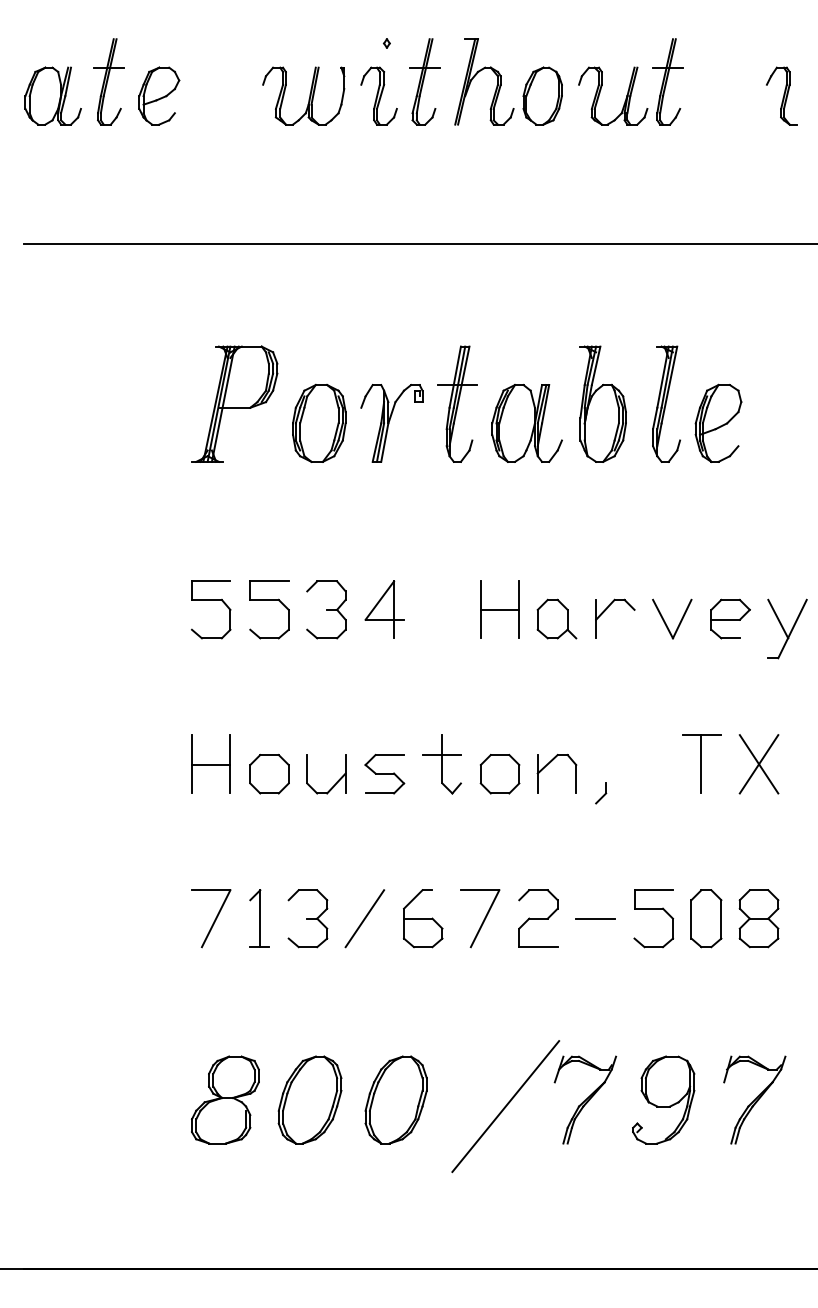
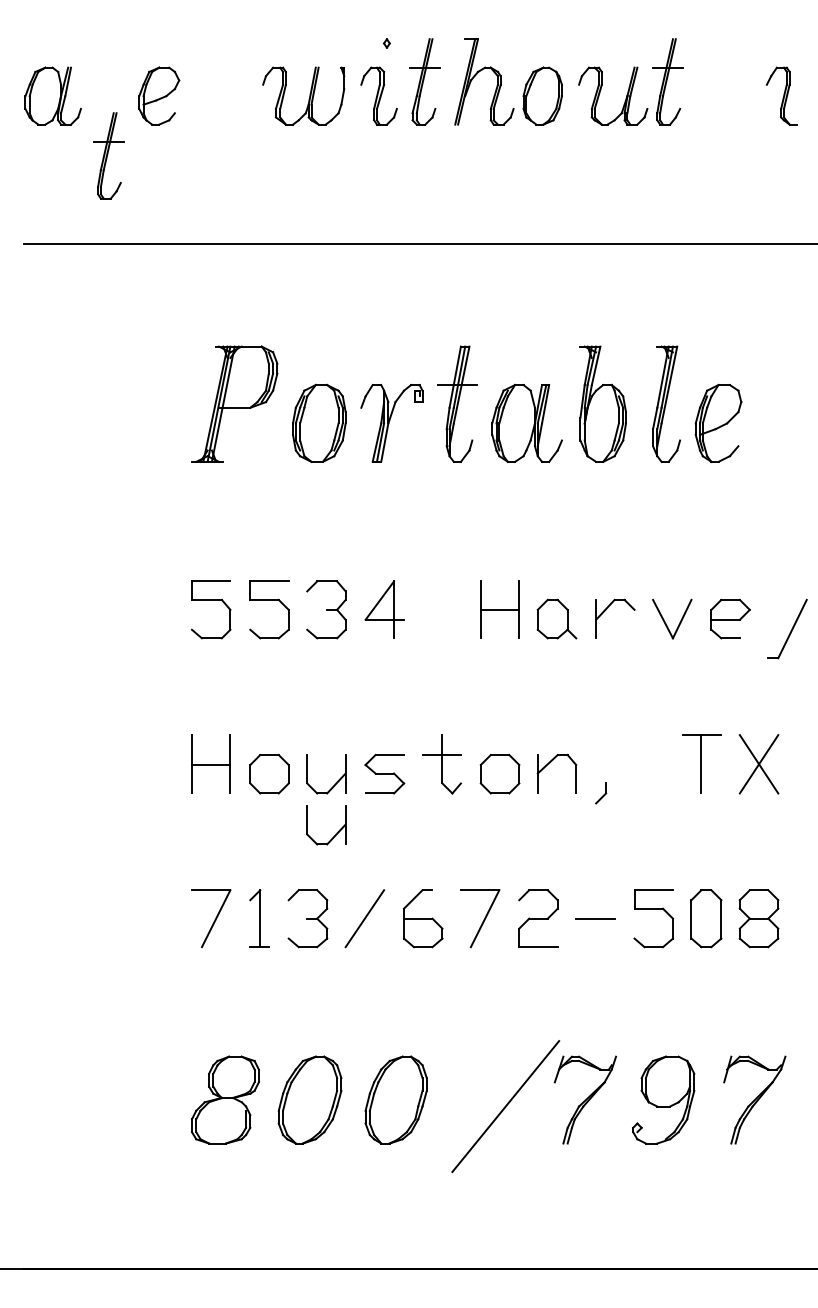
part position: (108, 81) -> (108, 155) (108, 155)
line: present -> none (778, 618)
part: none -> present (336, 832)
